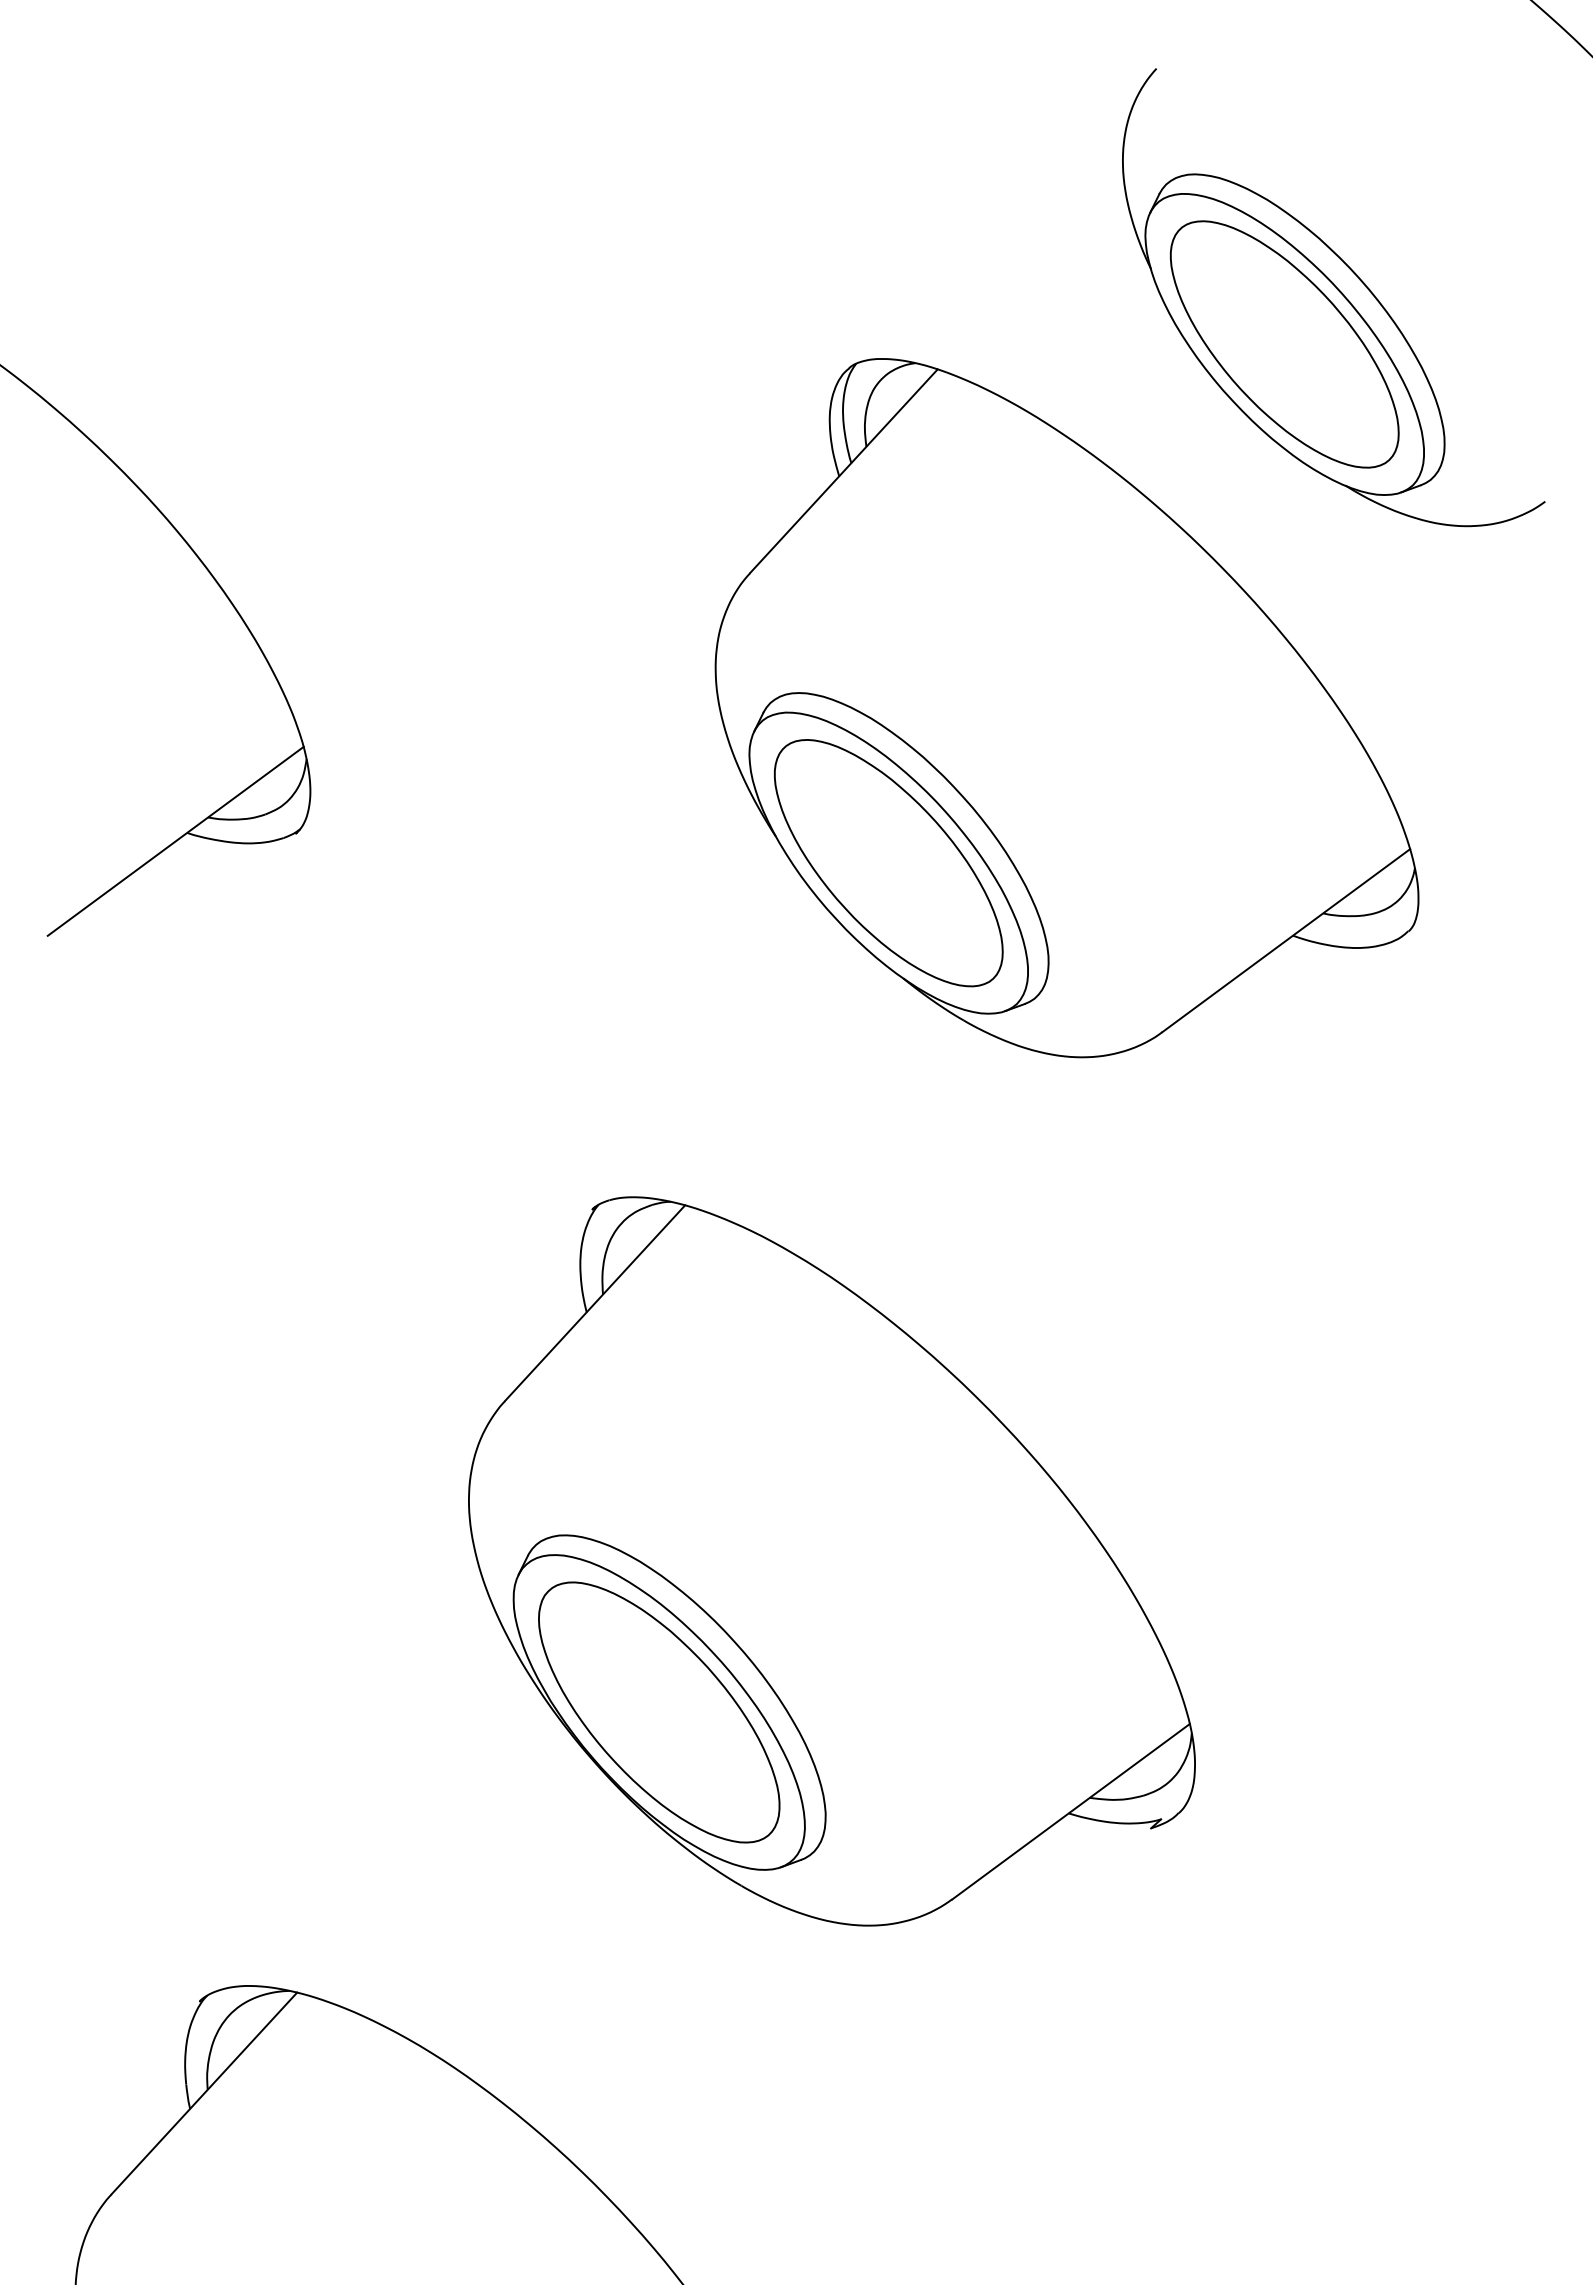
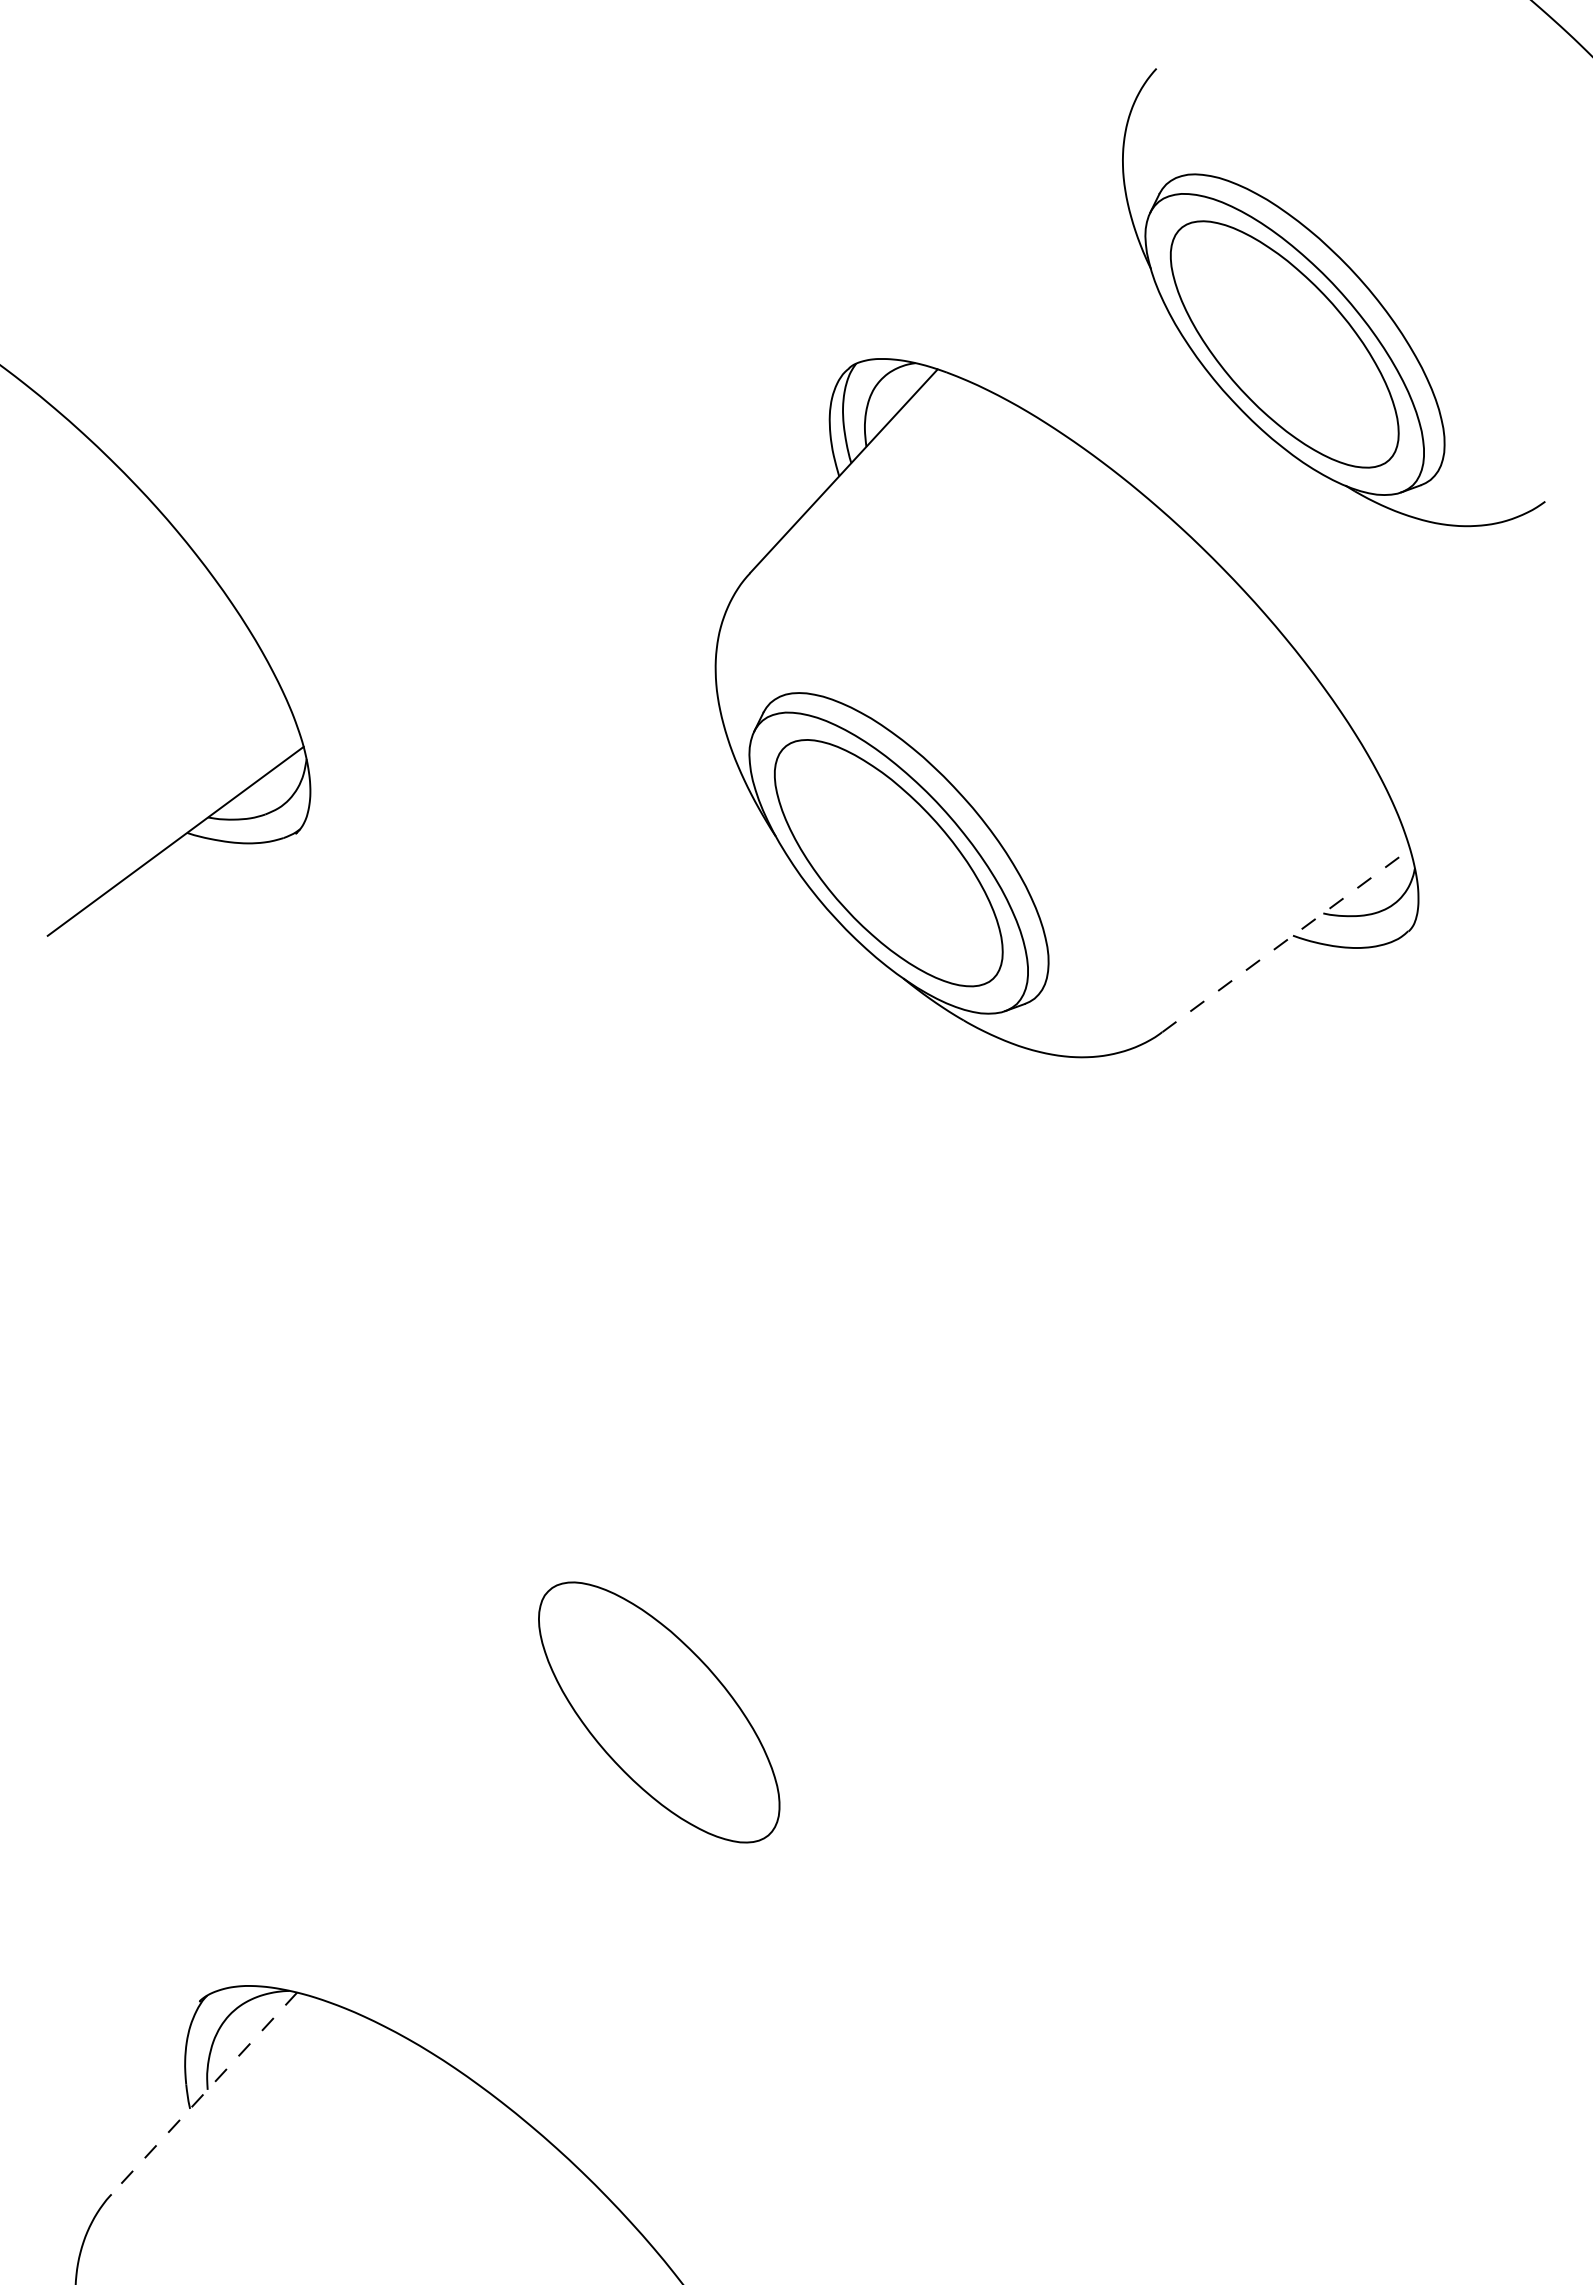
line: solid -> dashed (1286, 940)
part: present -> none (831, 1561)
line: solid -> dashed (204, 2093)
